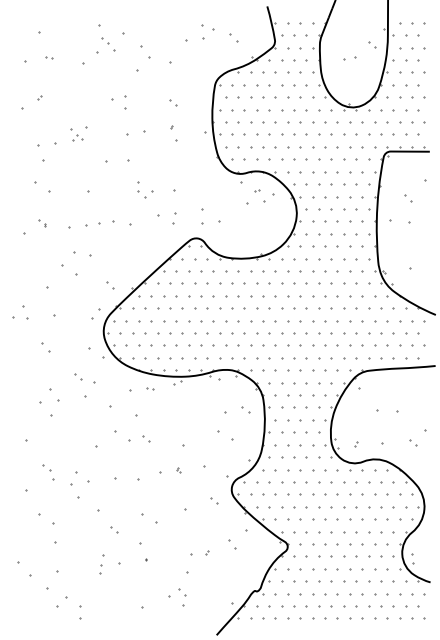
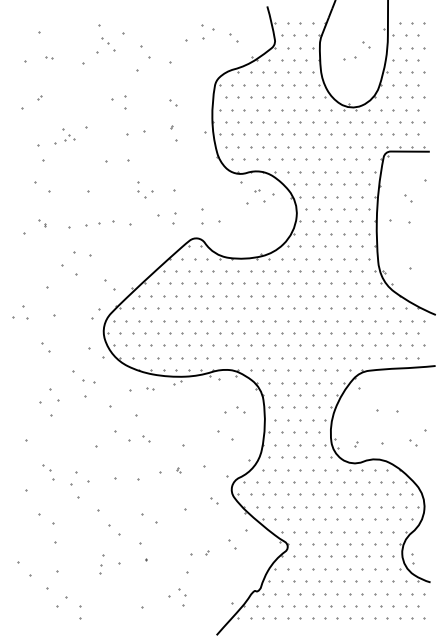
part position: (372, 44) -> (366, 44) (366, 44)
part position: (76, 134) -> (68, 134) (68, 134)
part size: 9x9 px -> 12x12 px (109, 284)
part size: 9x8 px -> 13x12 px (78, 375)
part position: (245, 409) -> (240, 409) (240, 409)
part size: 9x8 px -> 13x12 px (114, 529)
